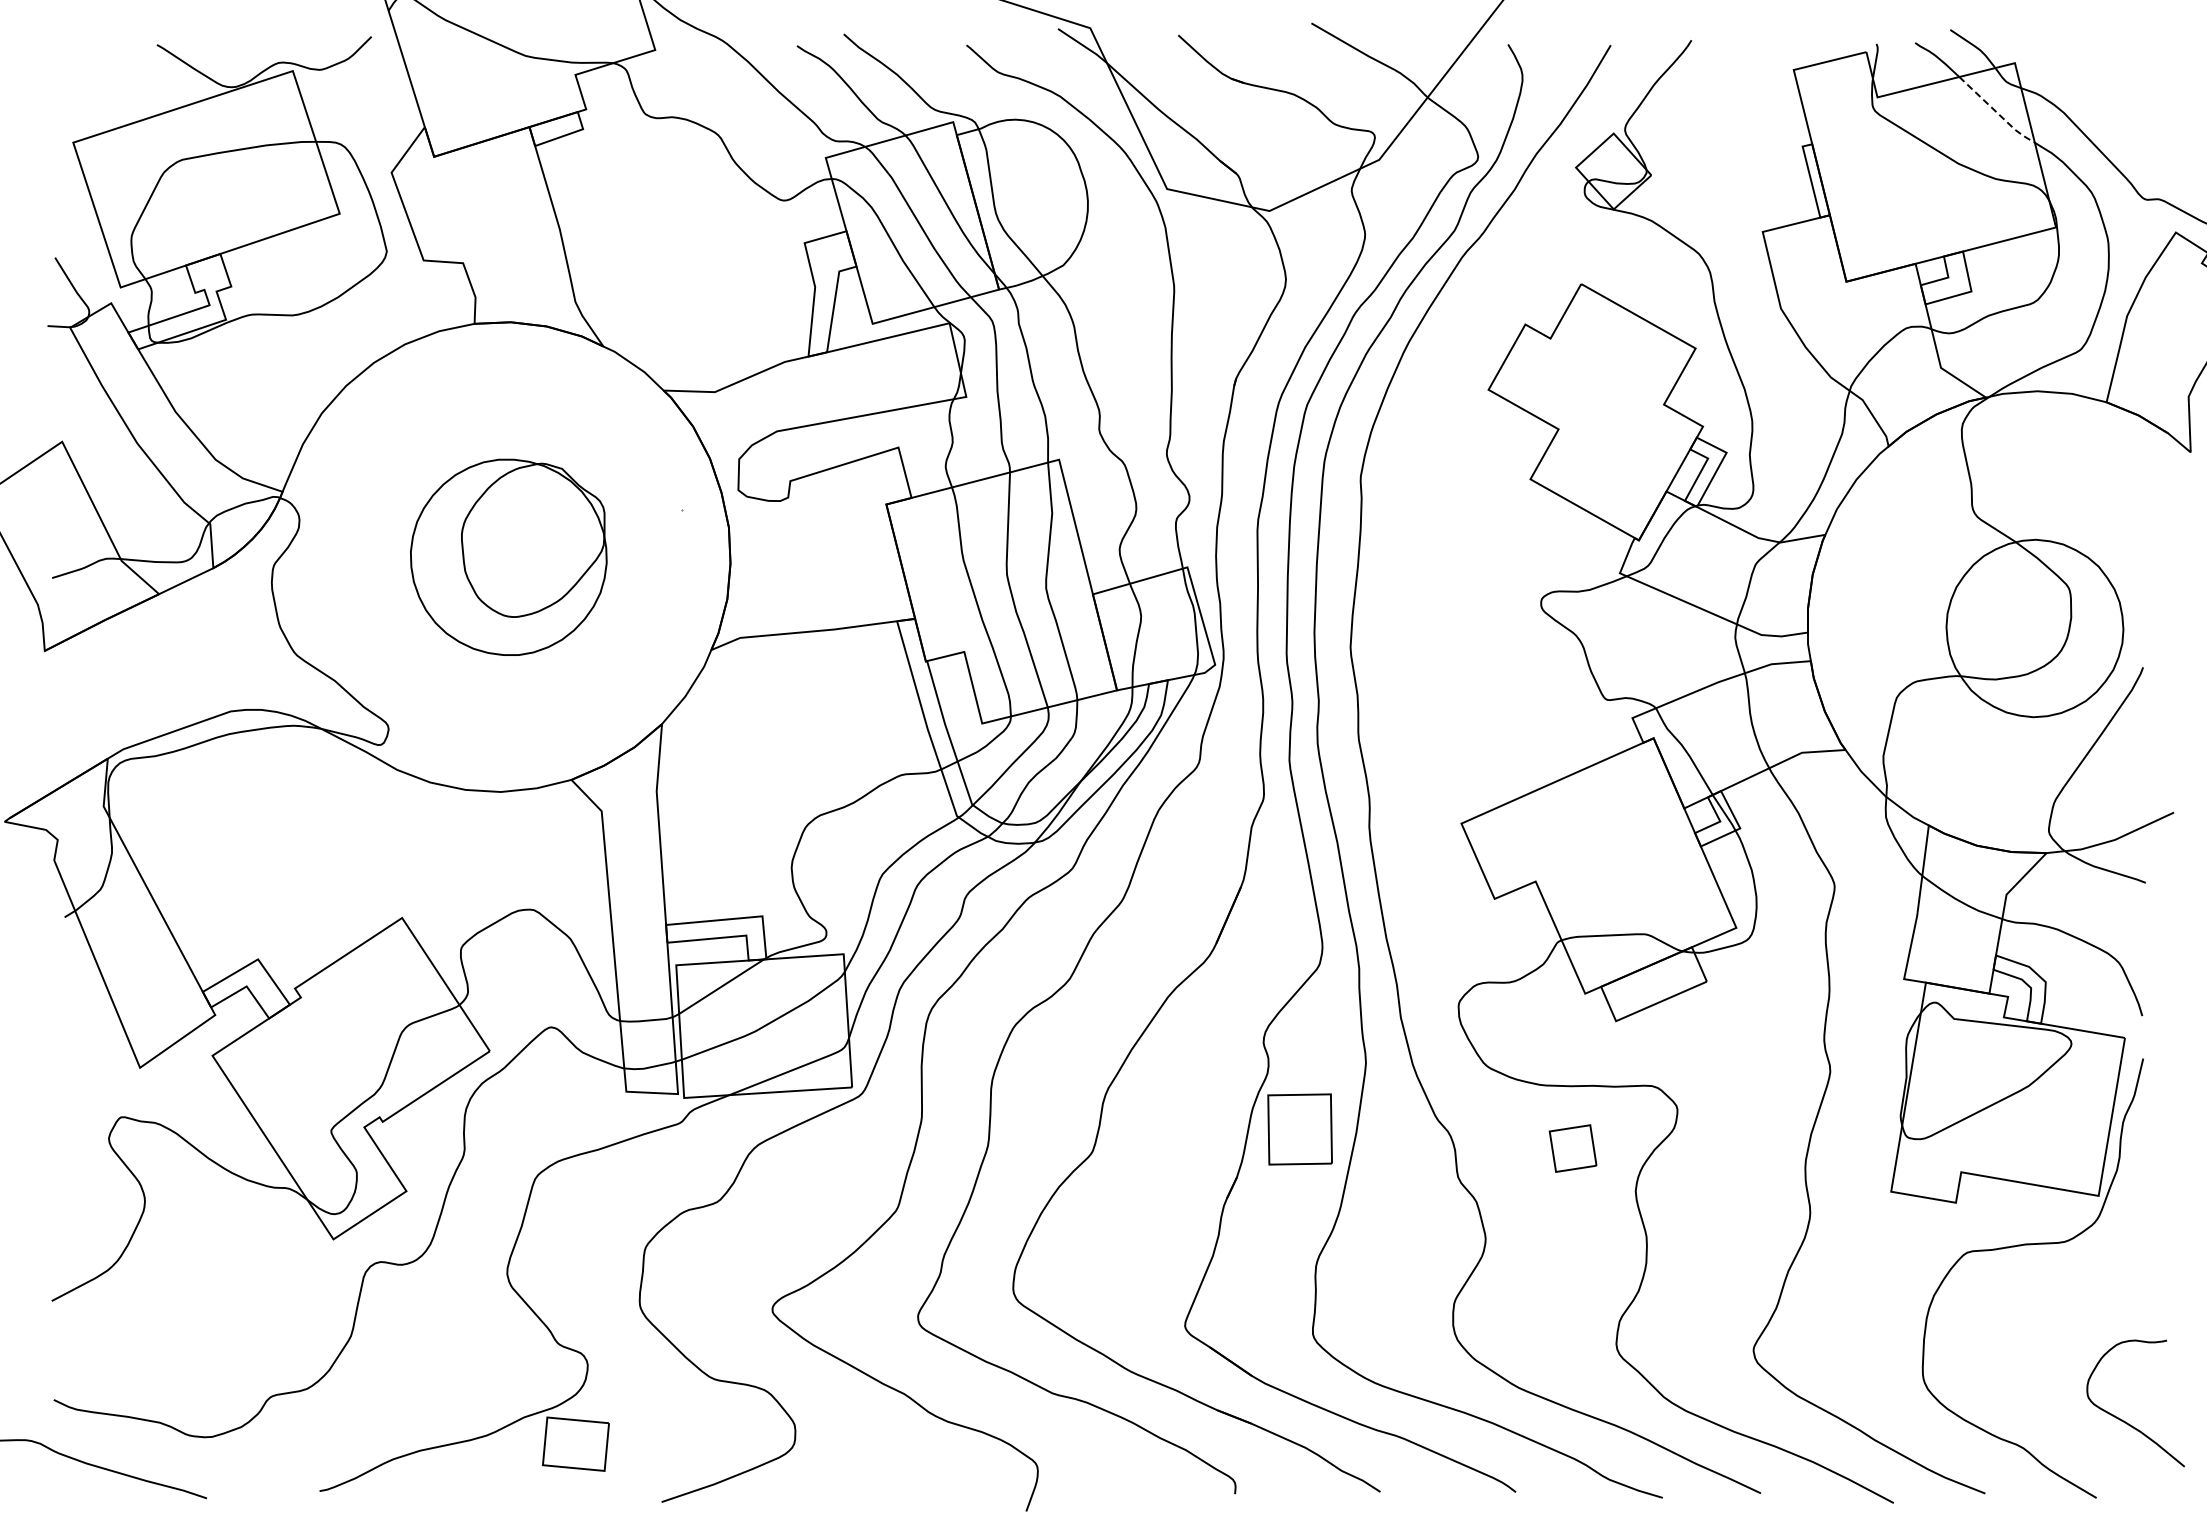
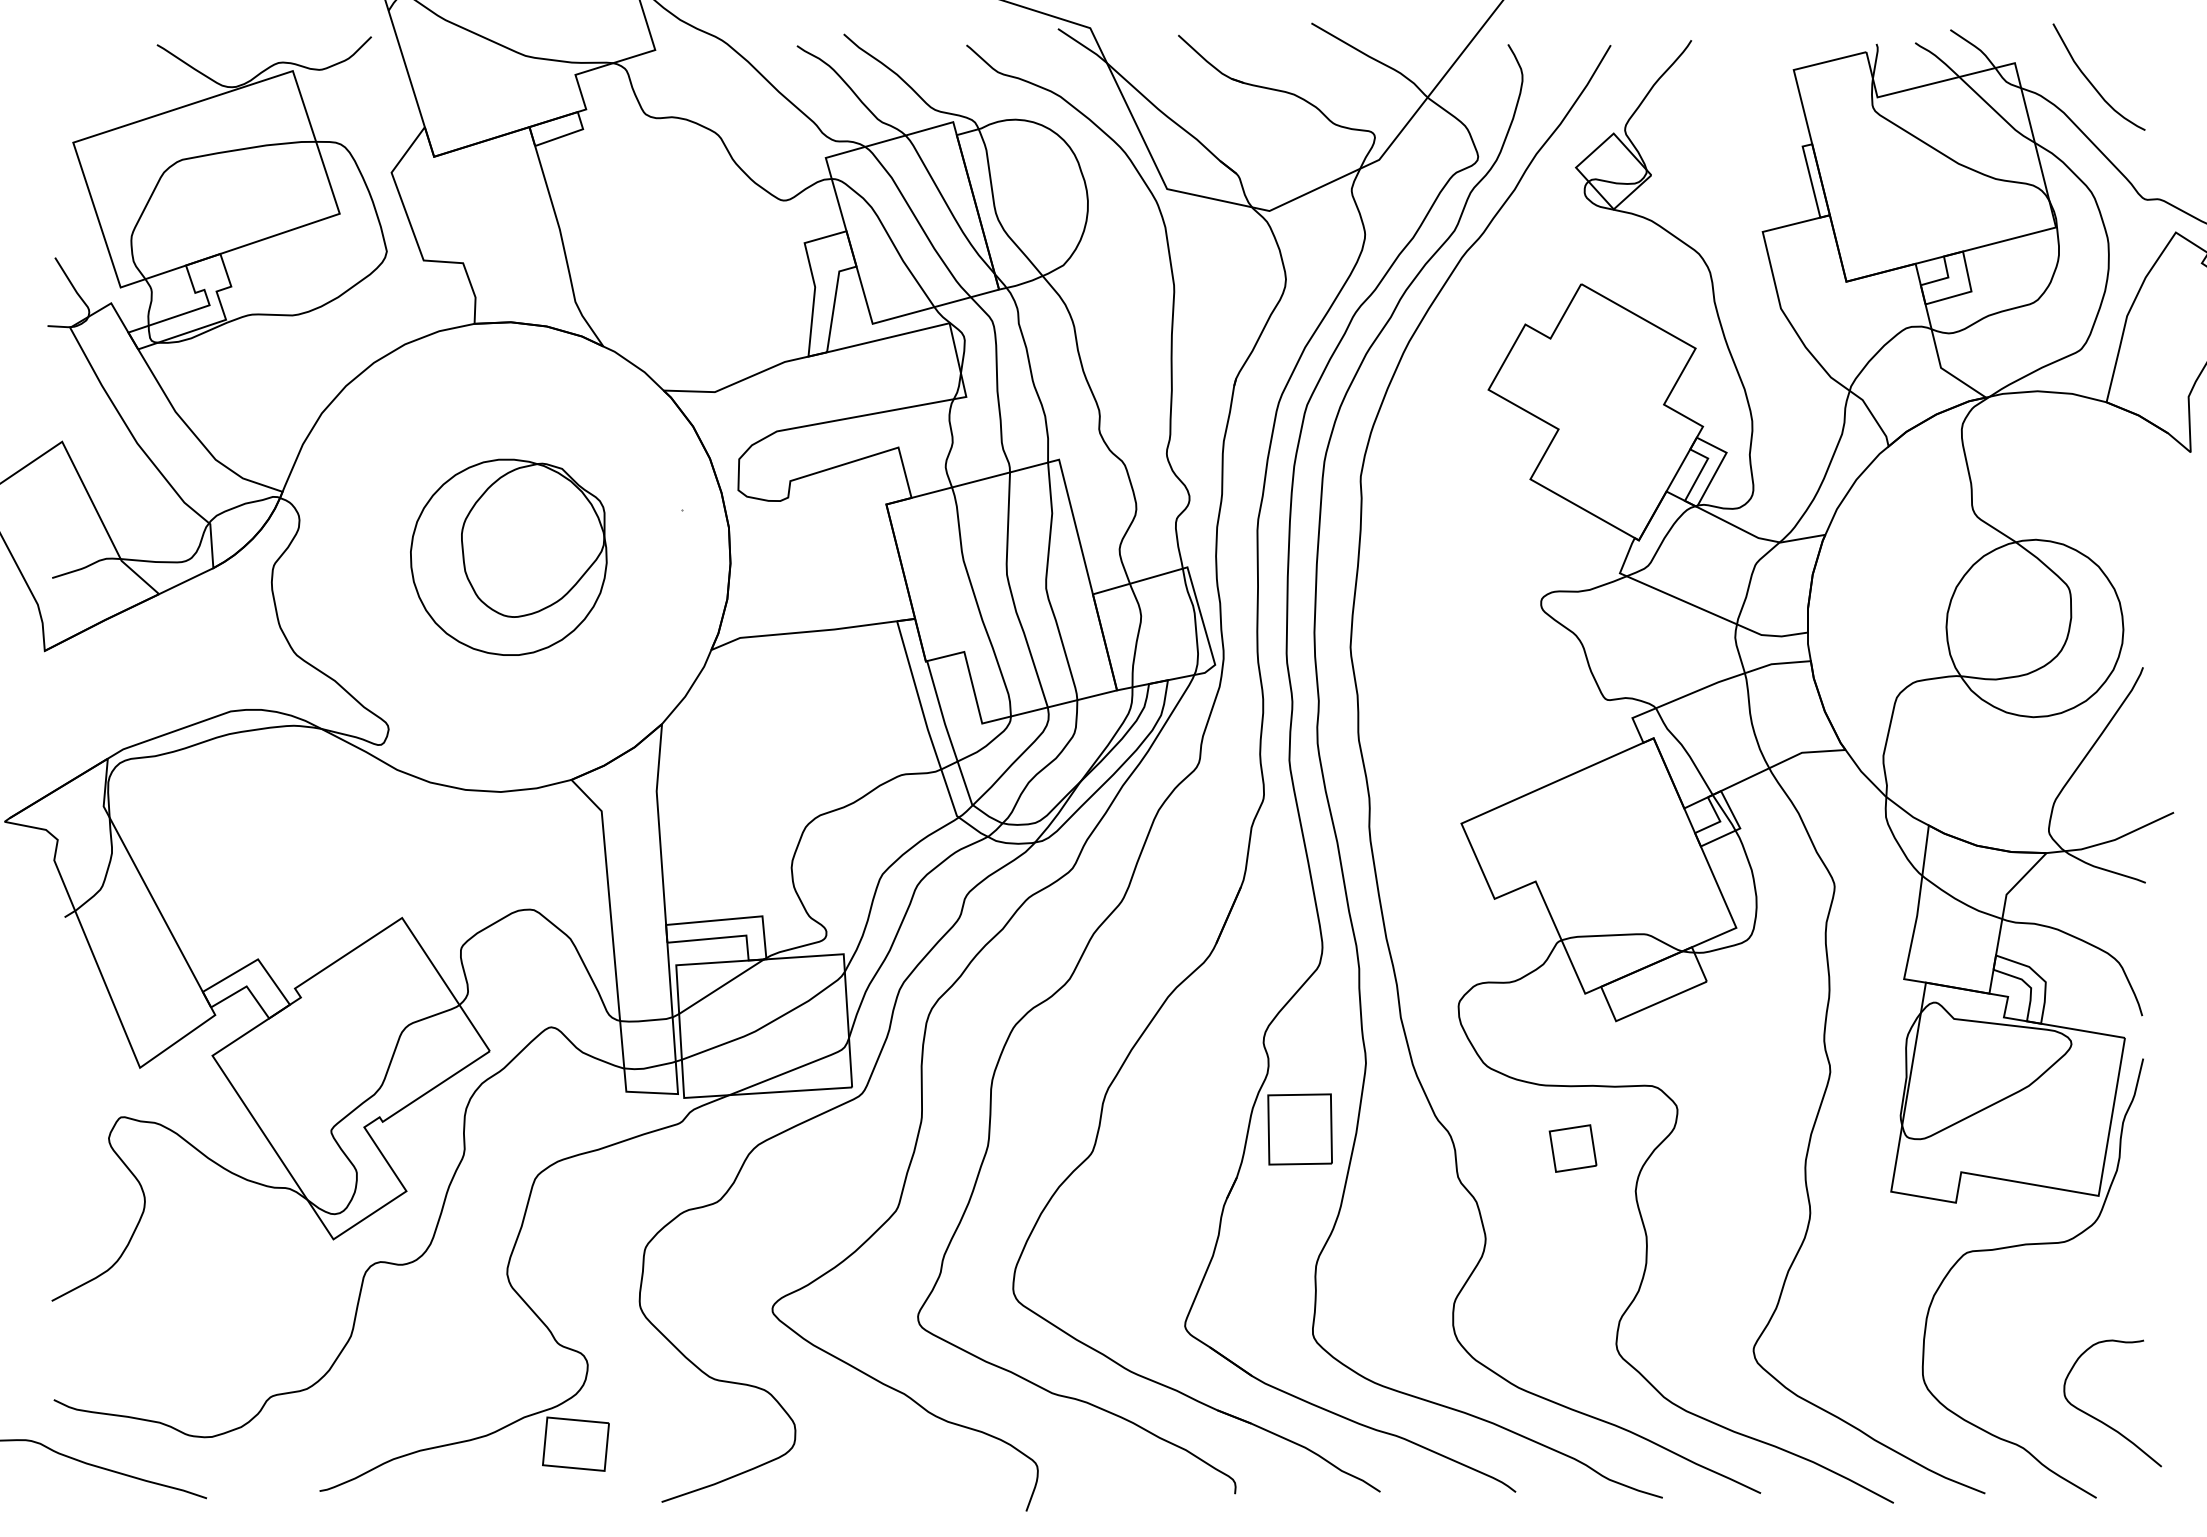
curve: none -> present (2091, 82)
line: dashed -> solid (1997, 113)
curve position: (2124, 1420) -> (2101, 1420) (2101, 1420)
